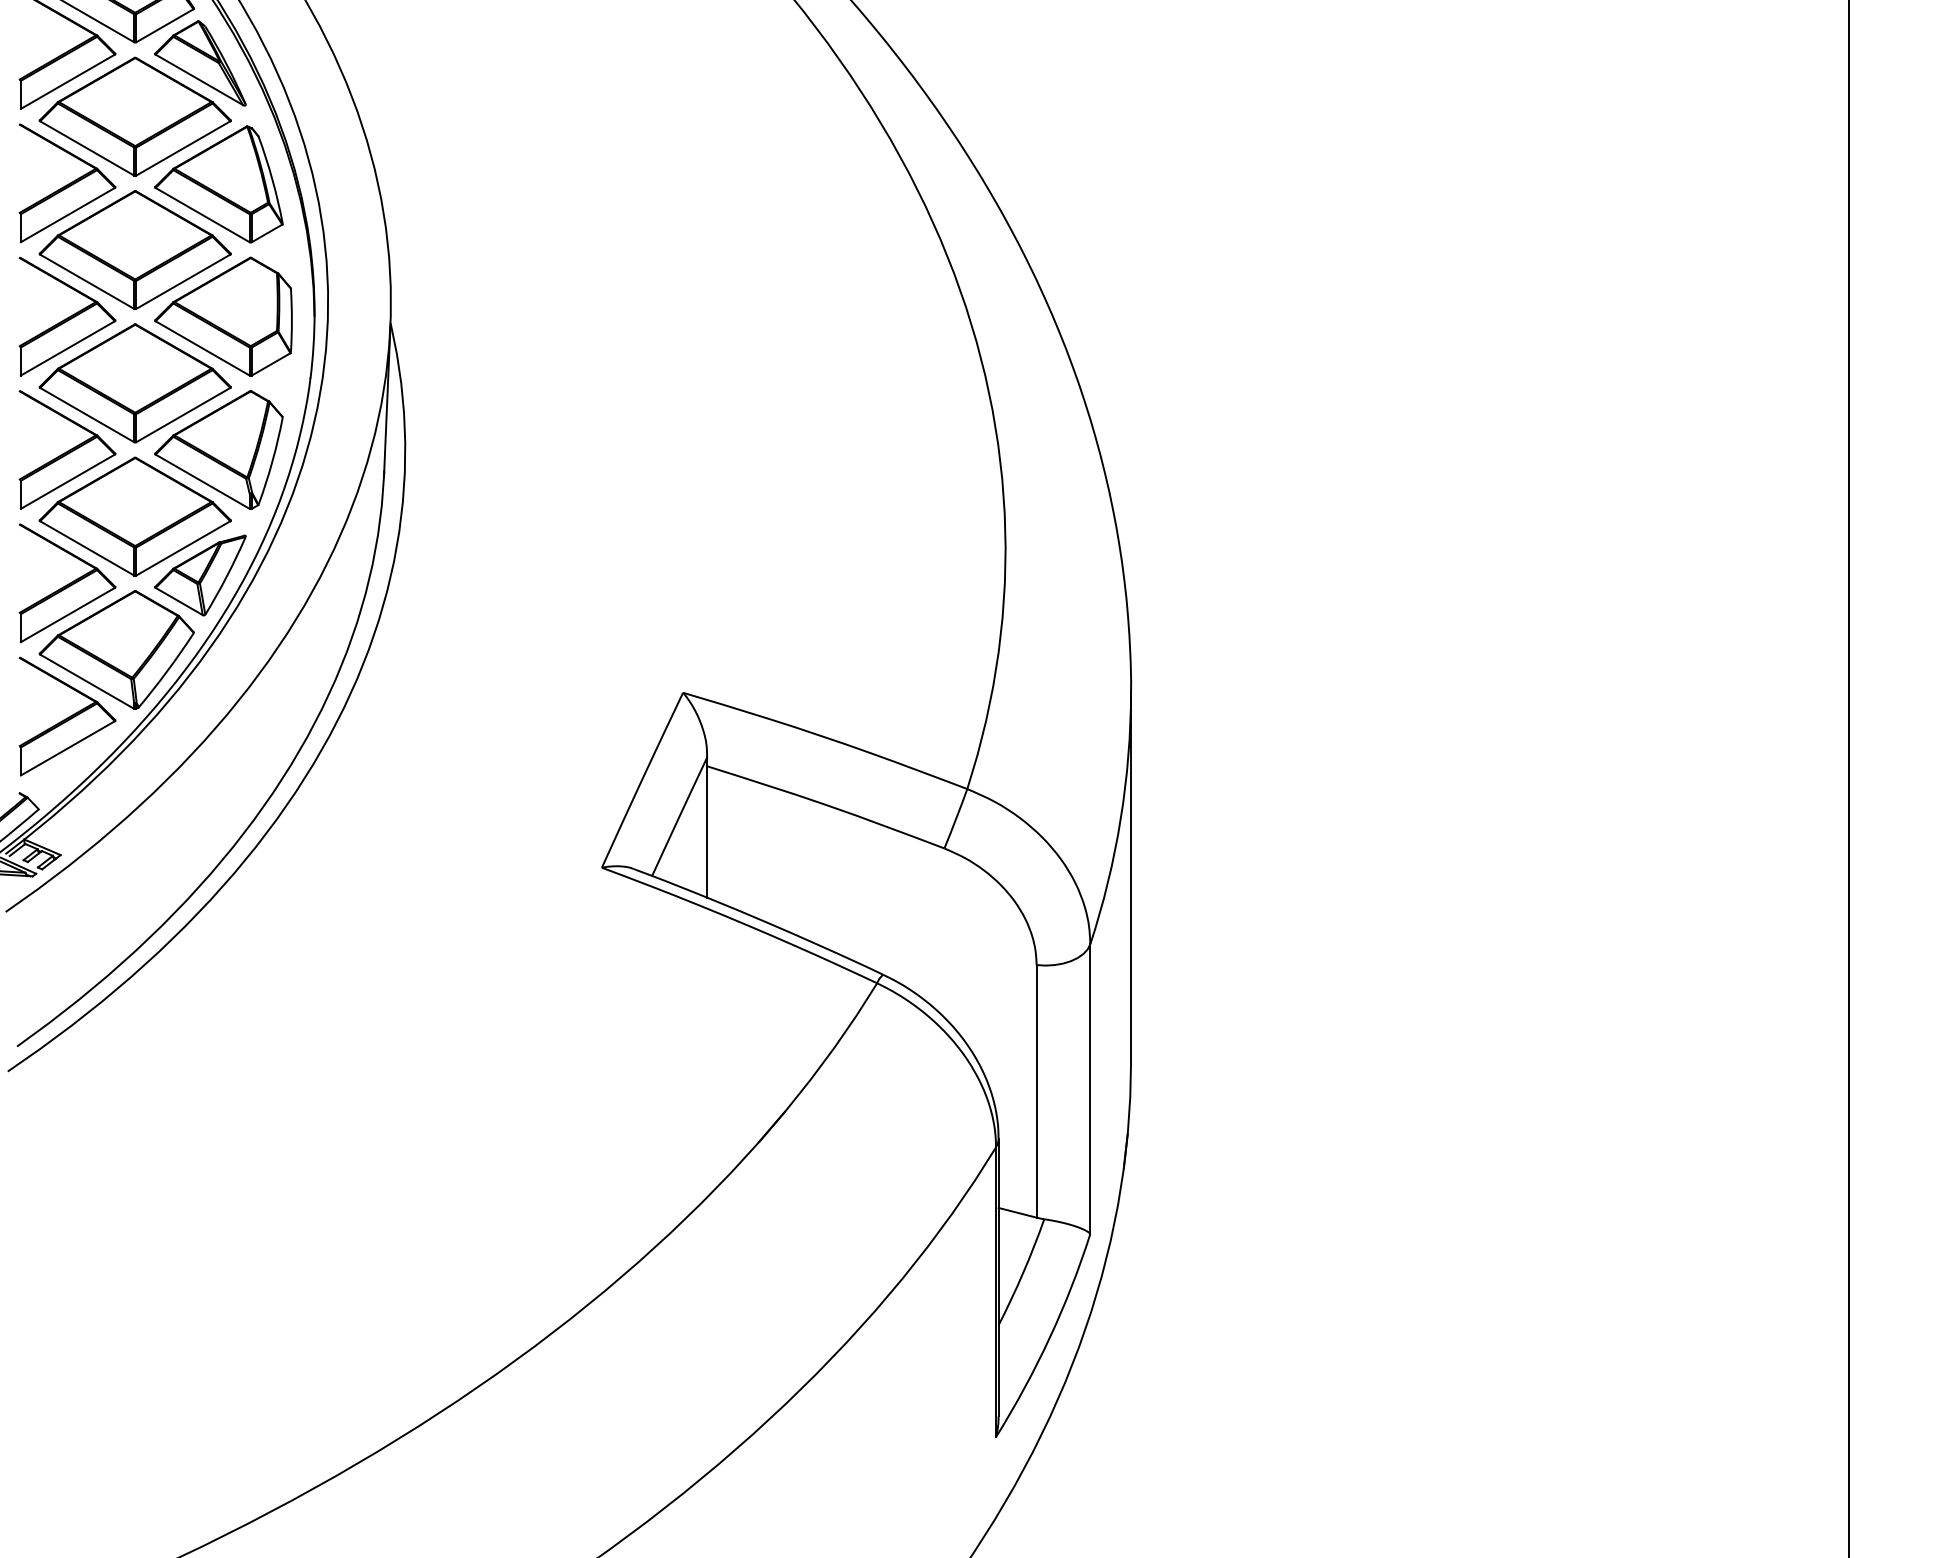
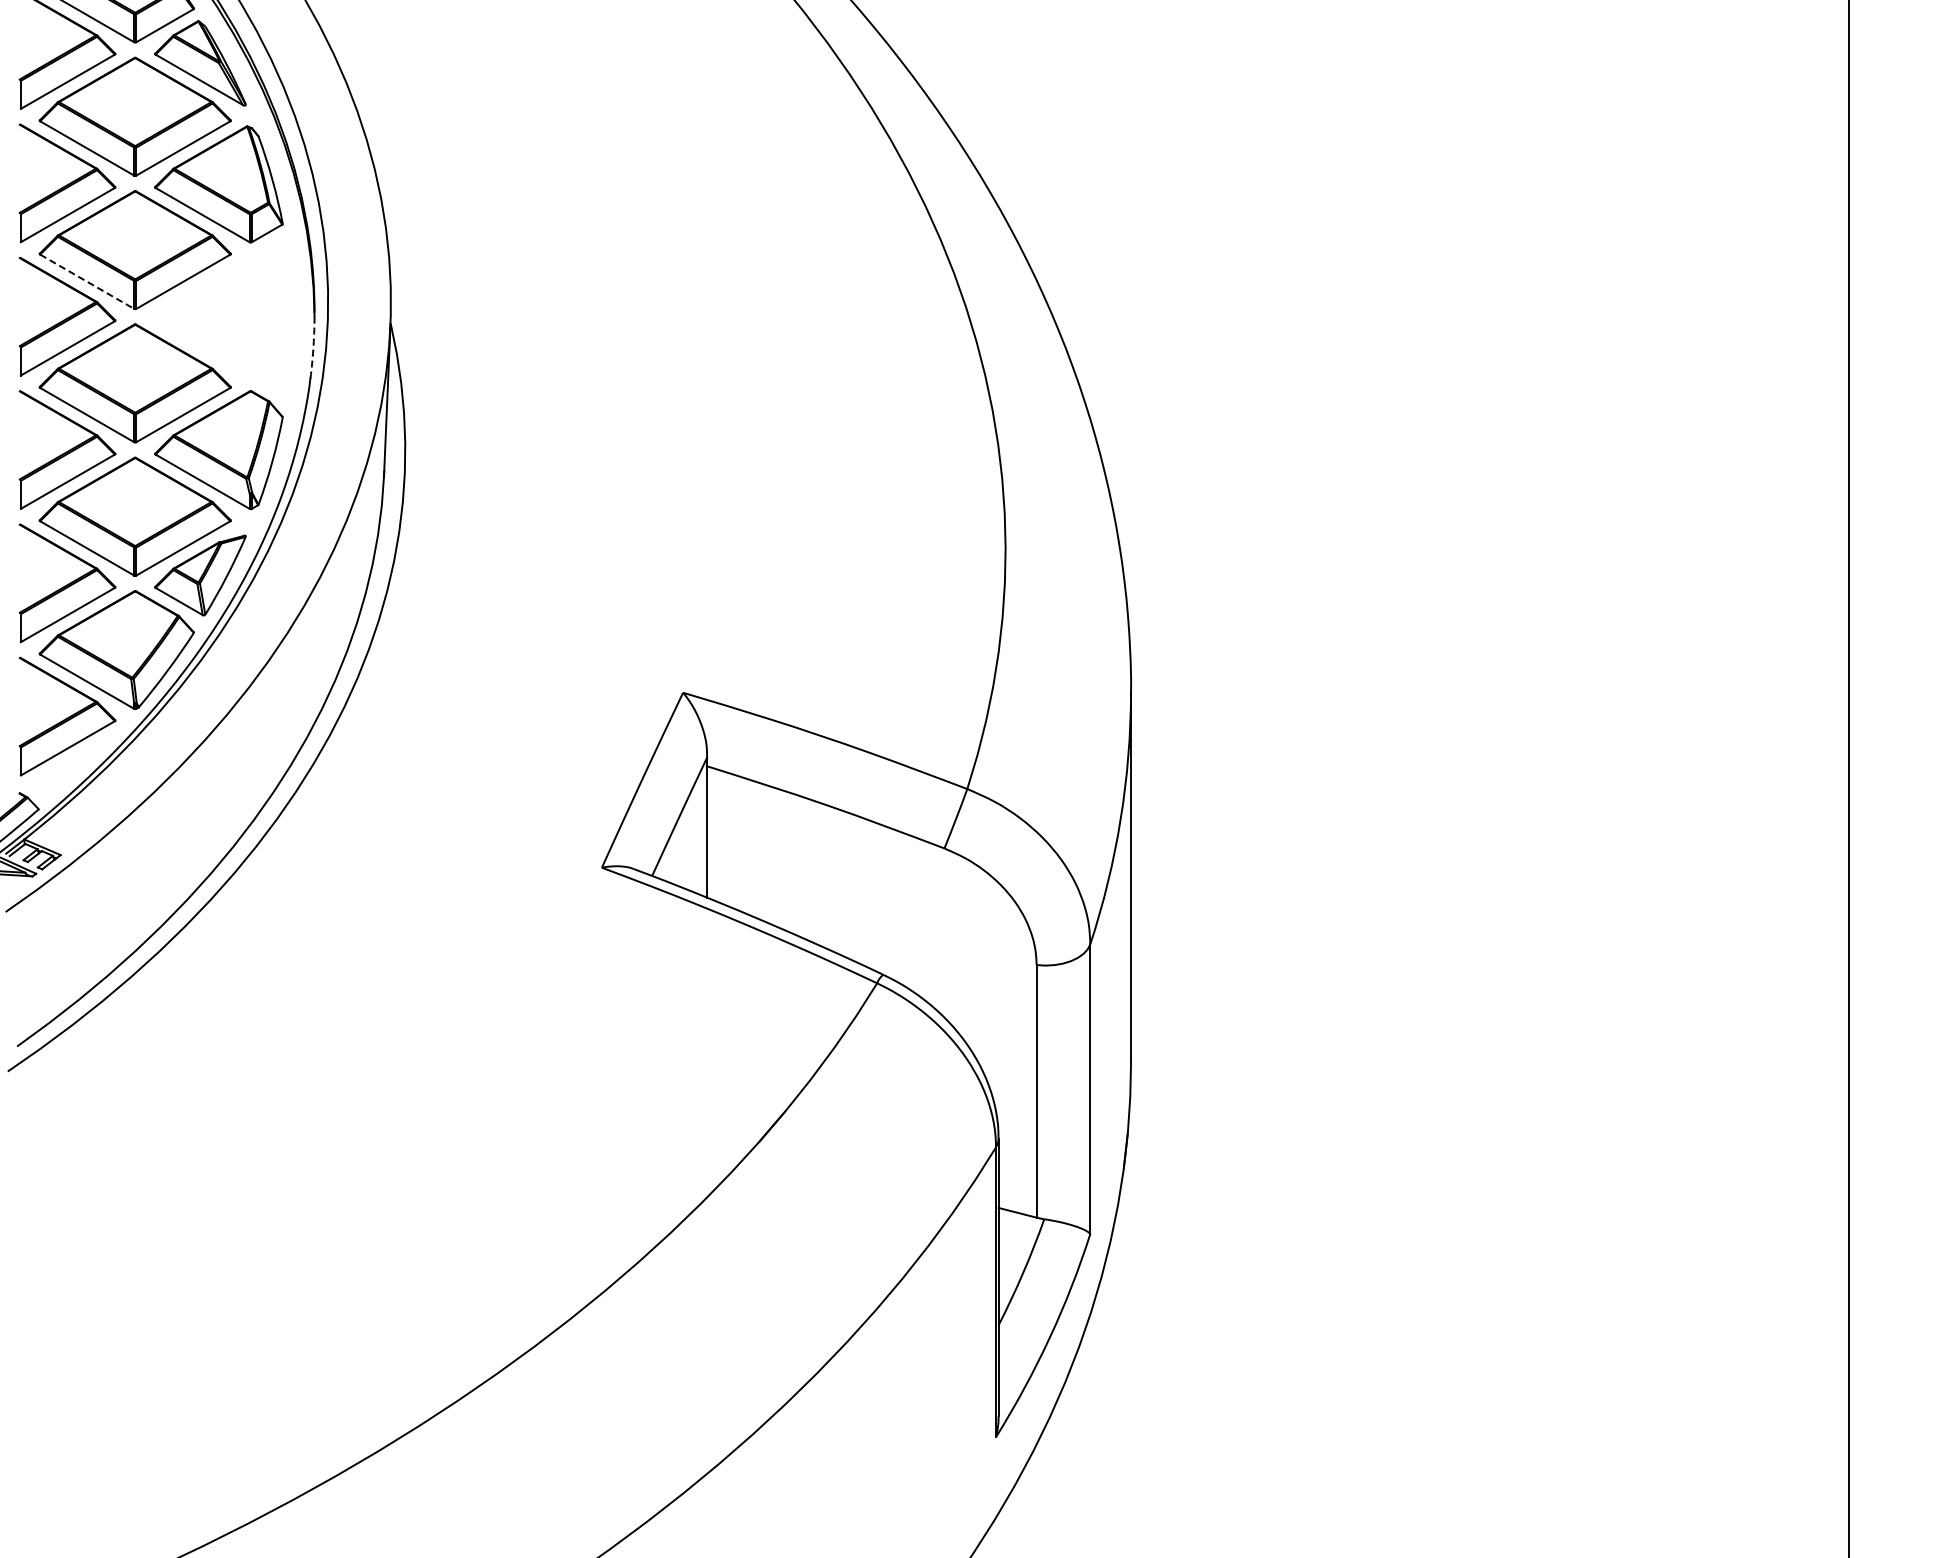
line: solid -> dashed (87, 282)
part: present -> none (223, 316)
arc: solid -> dashed (313, 345)
